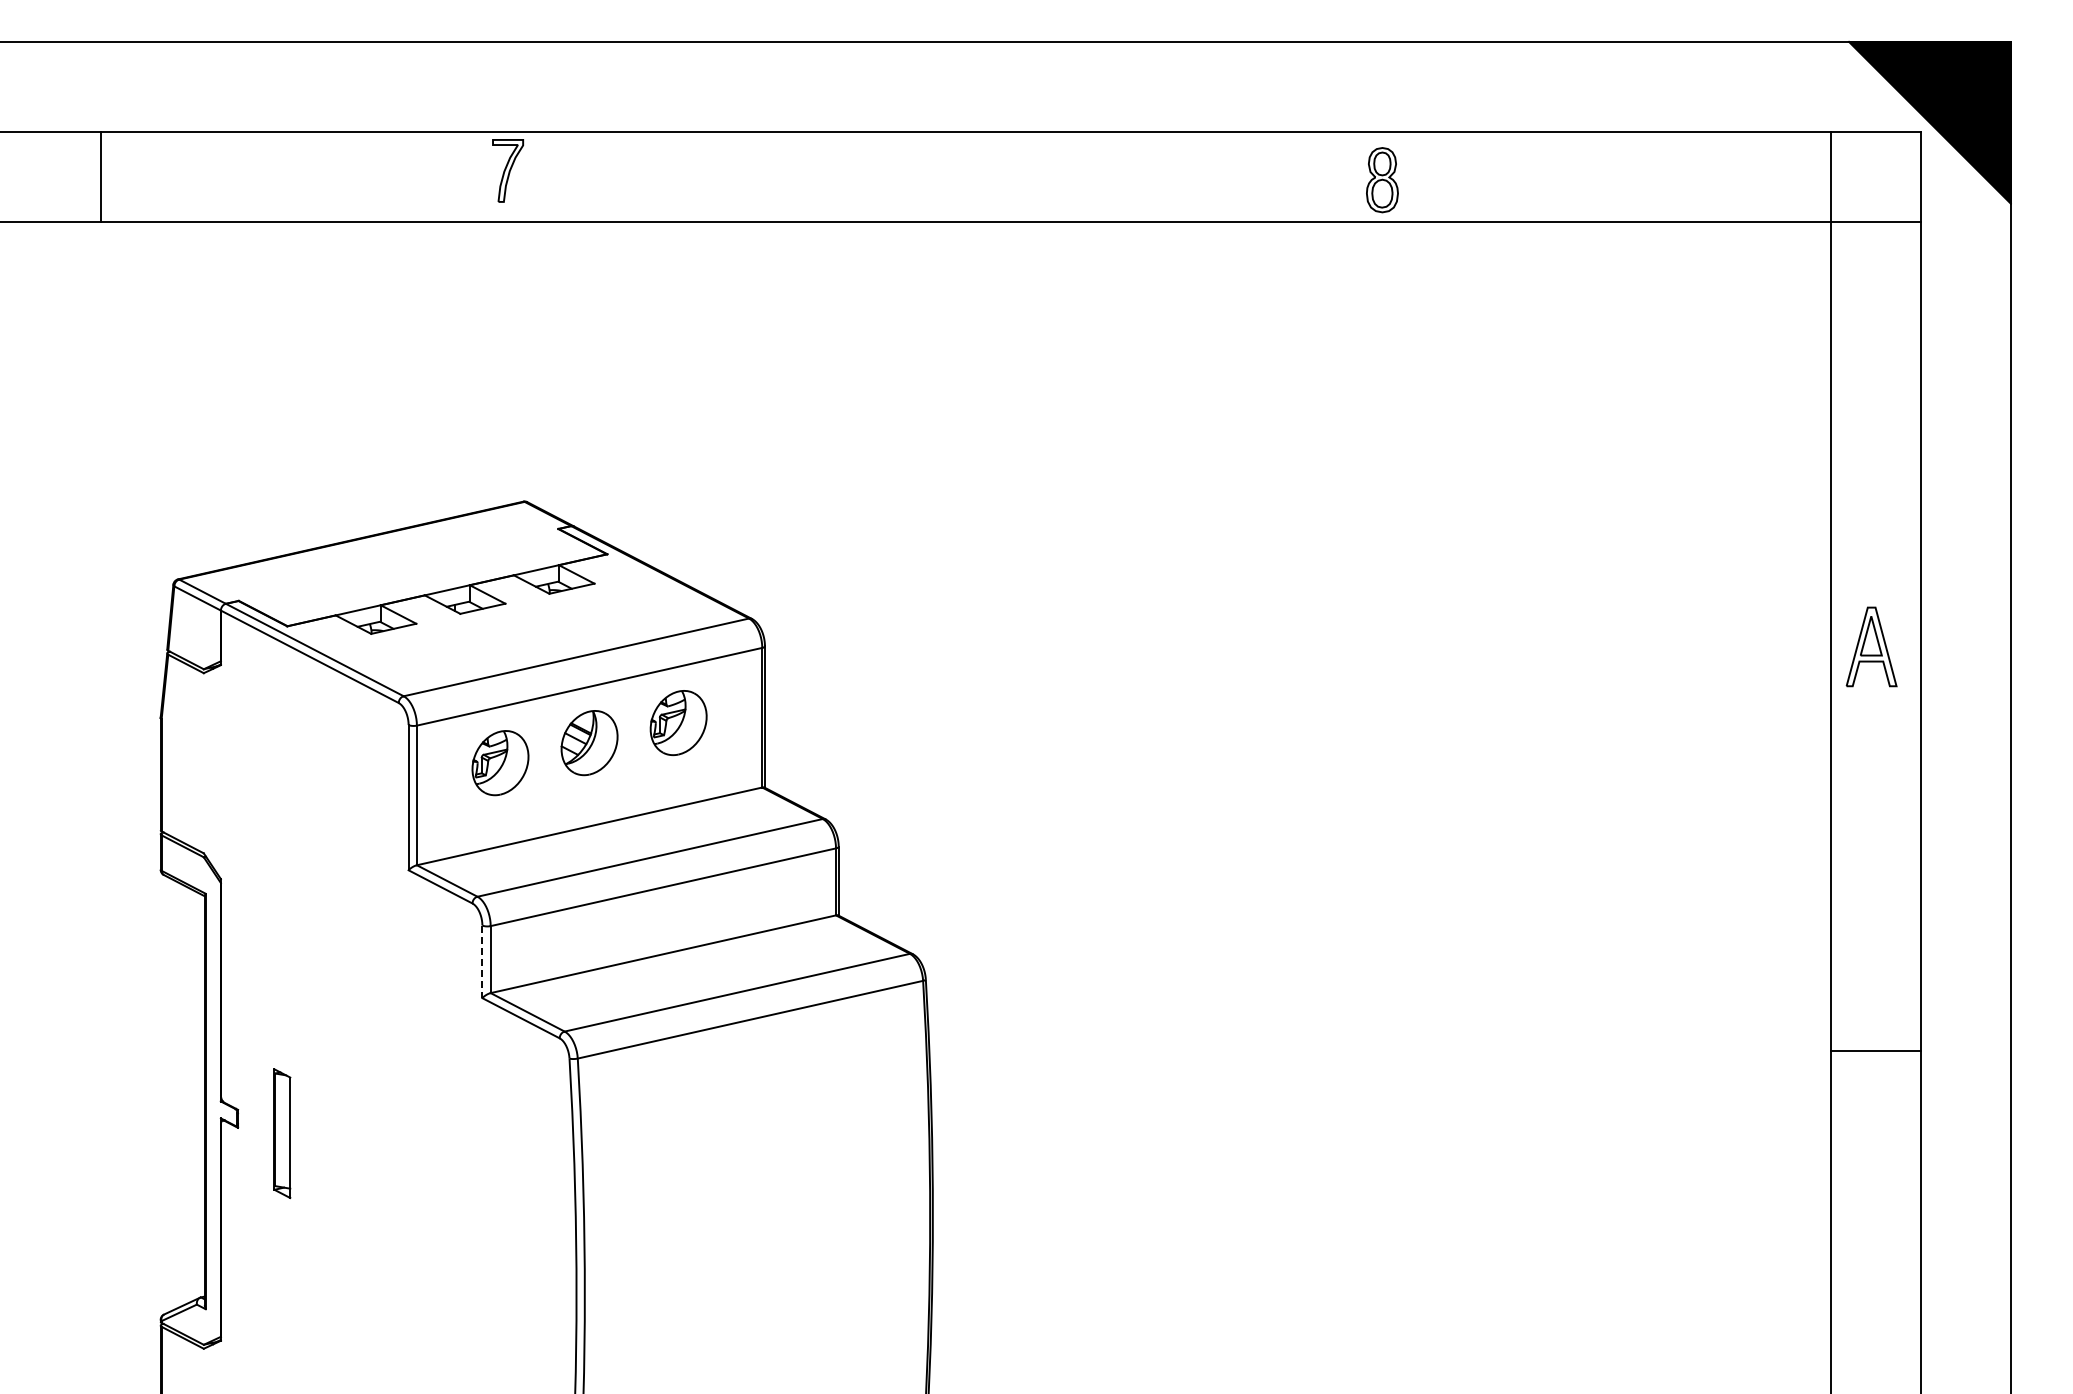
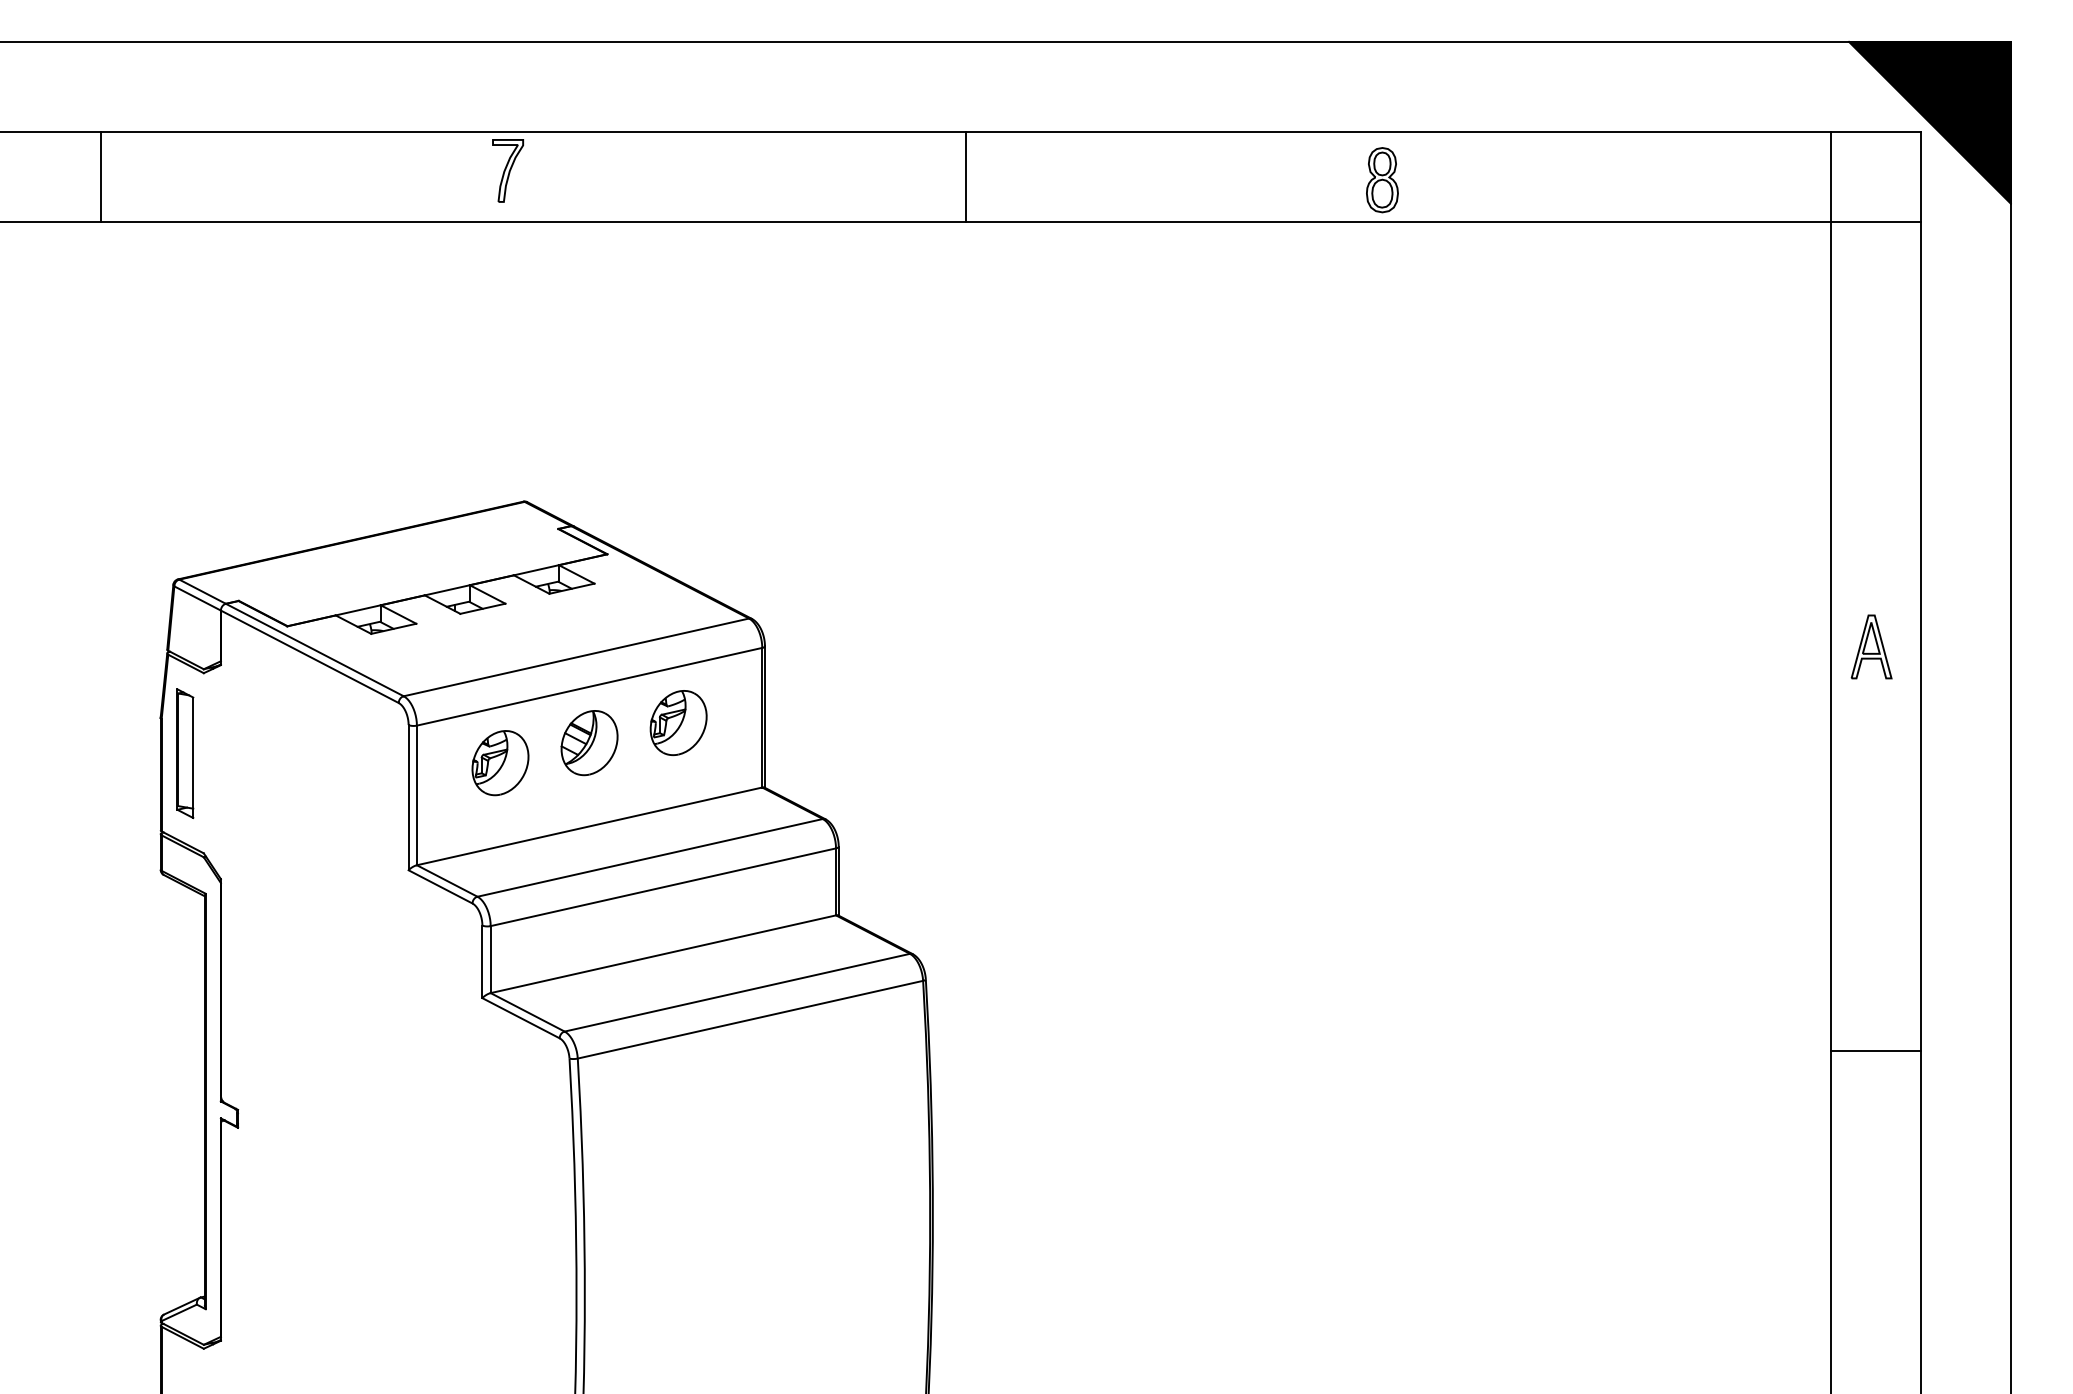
line: none -> present (966, 176)
part size: 53x82 px -> 43x66 px (1871, 646)
line: dashed -> solid (482, 962)
part position: (282, 1133) -> (185, 753) (185, 753)
